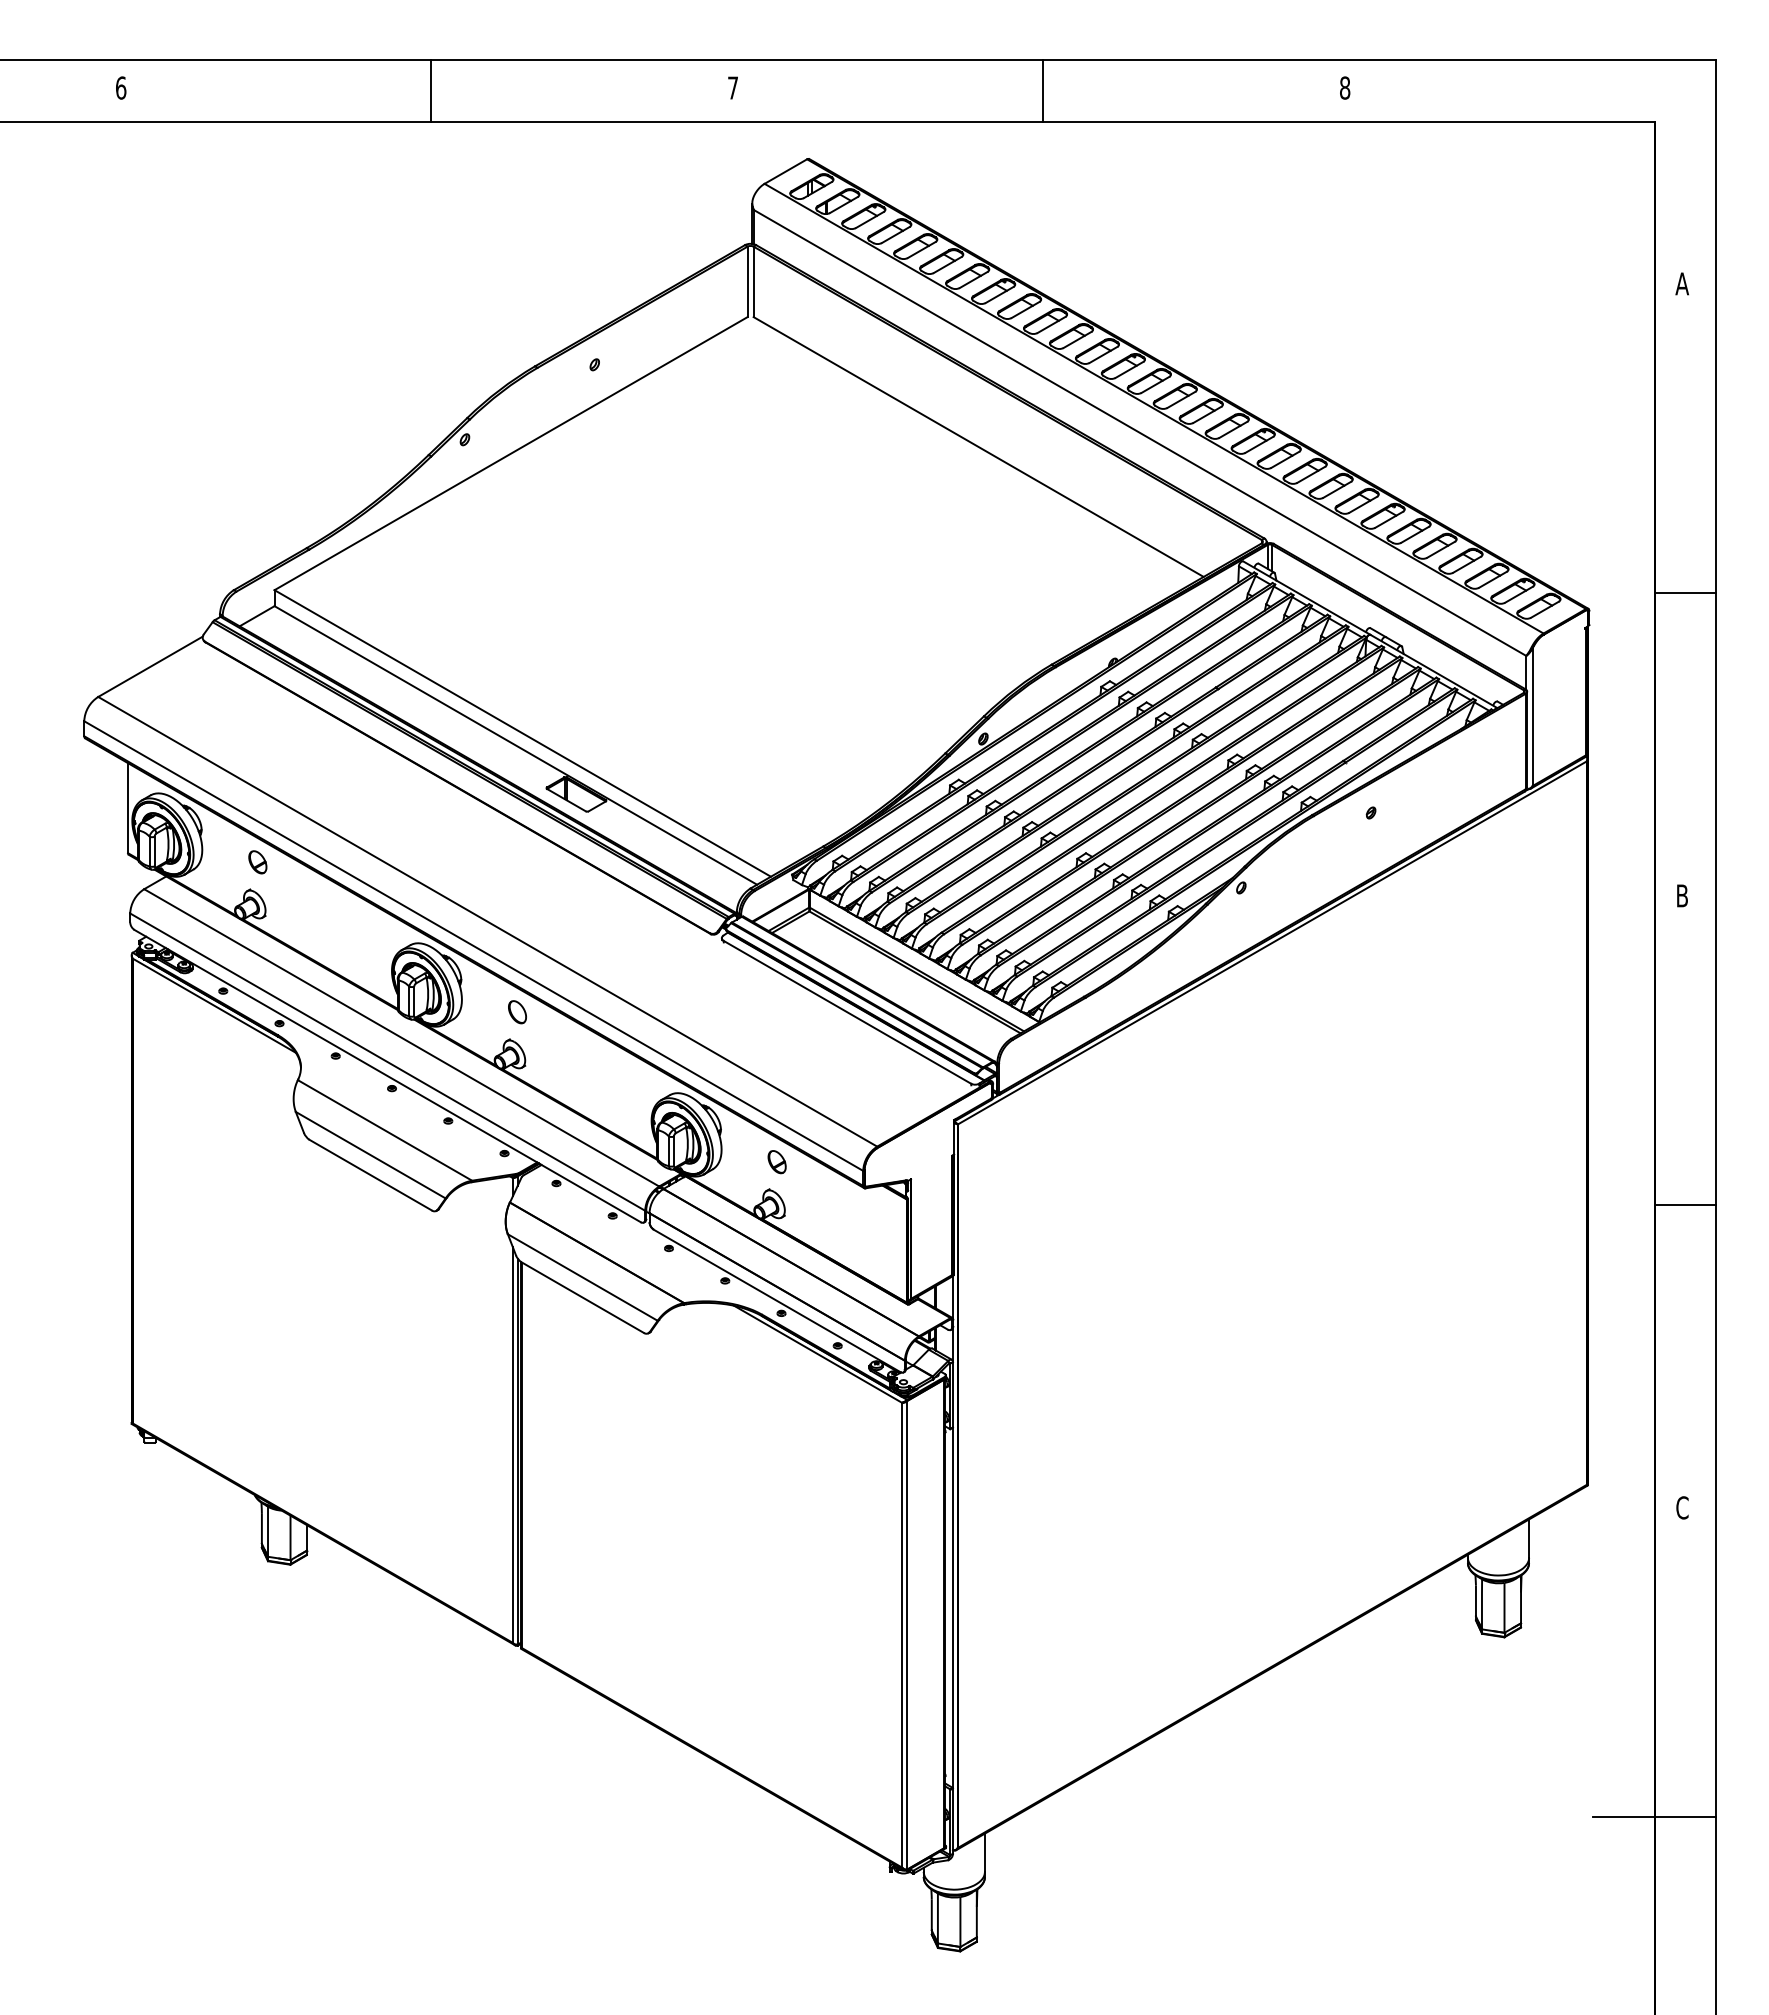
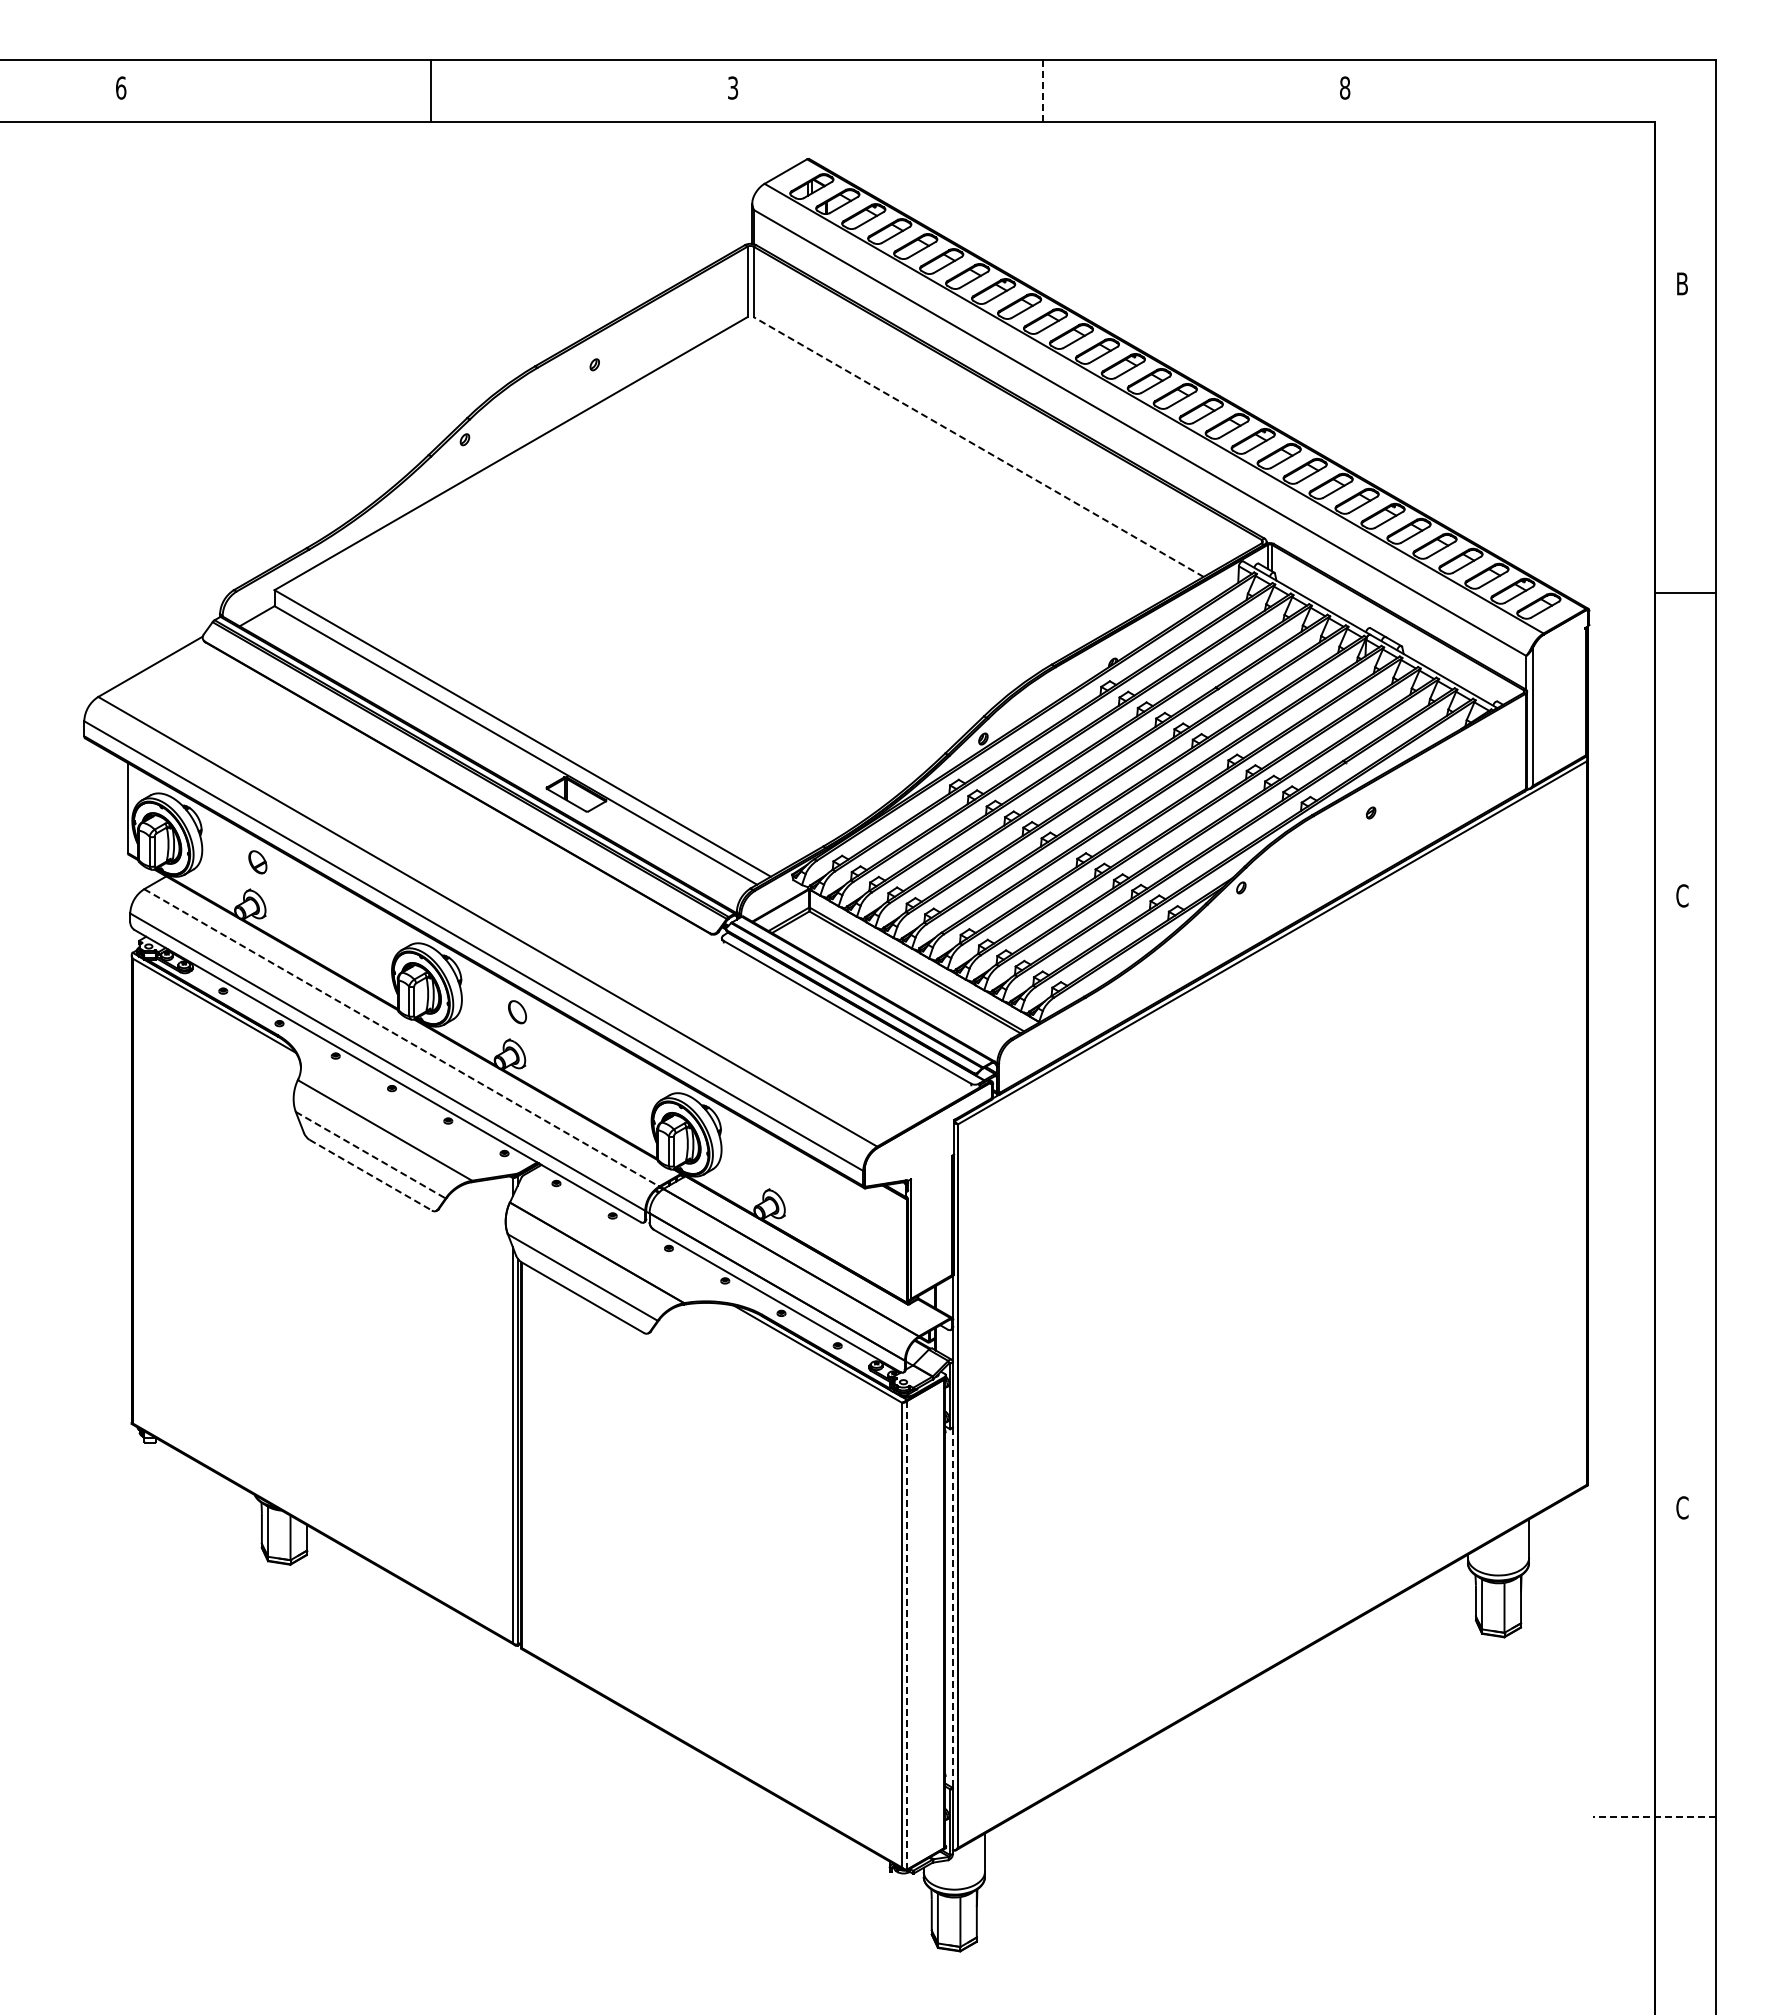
text: 7 -> 3 (733, 87)
line: solid -> dashed (1042, 91)
text: A -> B (1681, 283)
line: solid -> dashed (978, 447)
text: B -> C (1682, 895)
line: solid -> dashed (402, 1038)
line: solid -> dashed (370, 1155)
part: present -> none (776, 1162)
line: solid -> dashed (370, 1175)
line: present -> none (1684, 1204)
line: solid -> dashed (952, 1608)
line: solid -> dashed (907, 1634)
line: solid -> dashed (1654, 1816)
